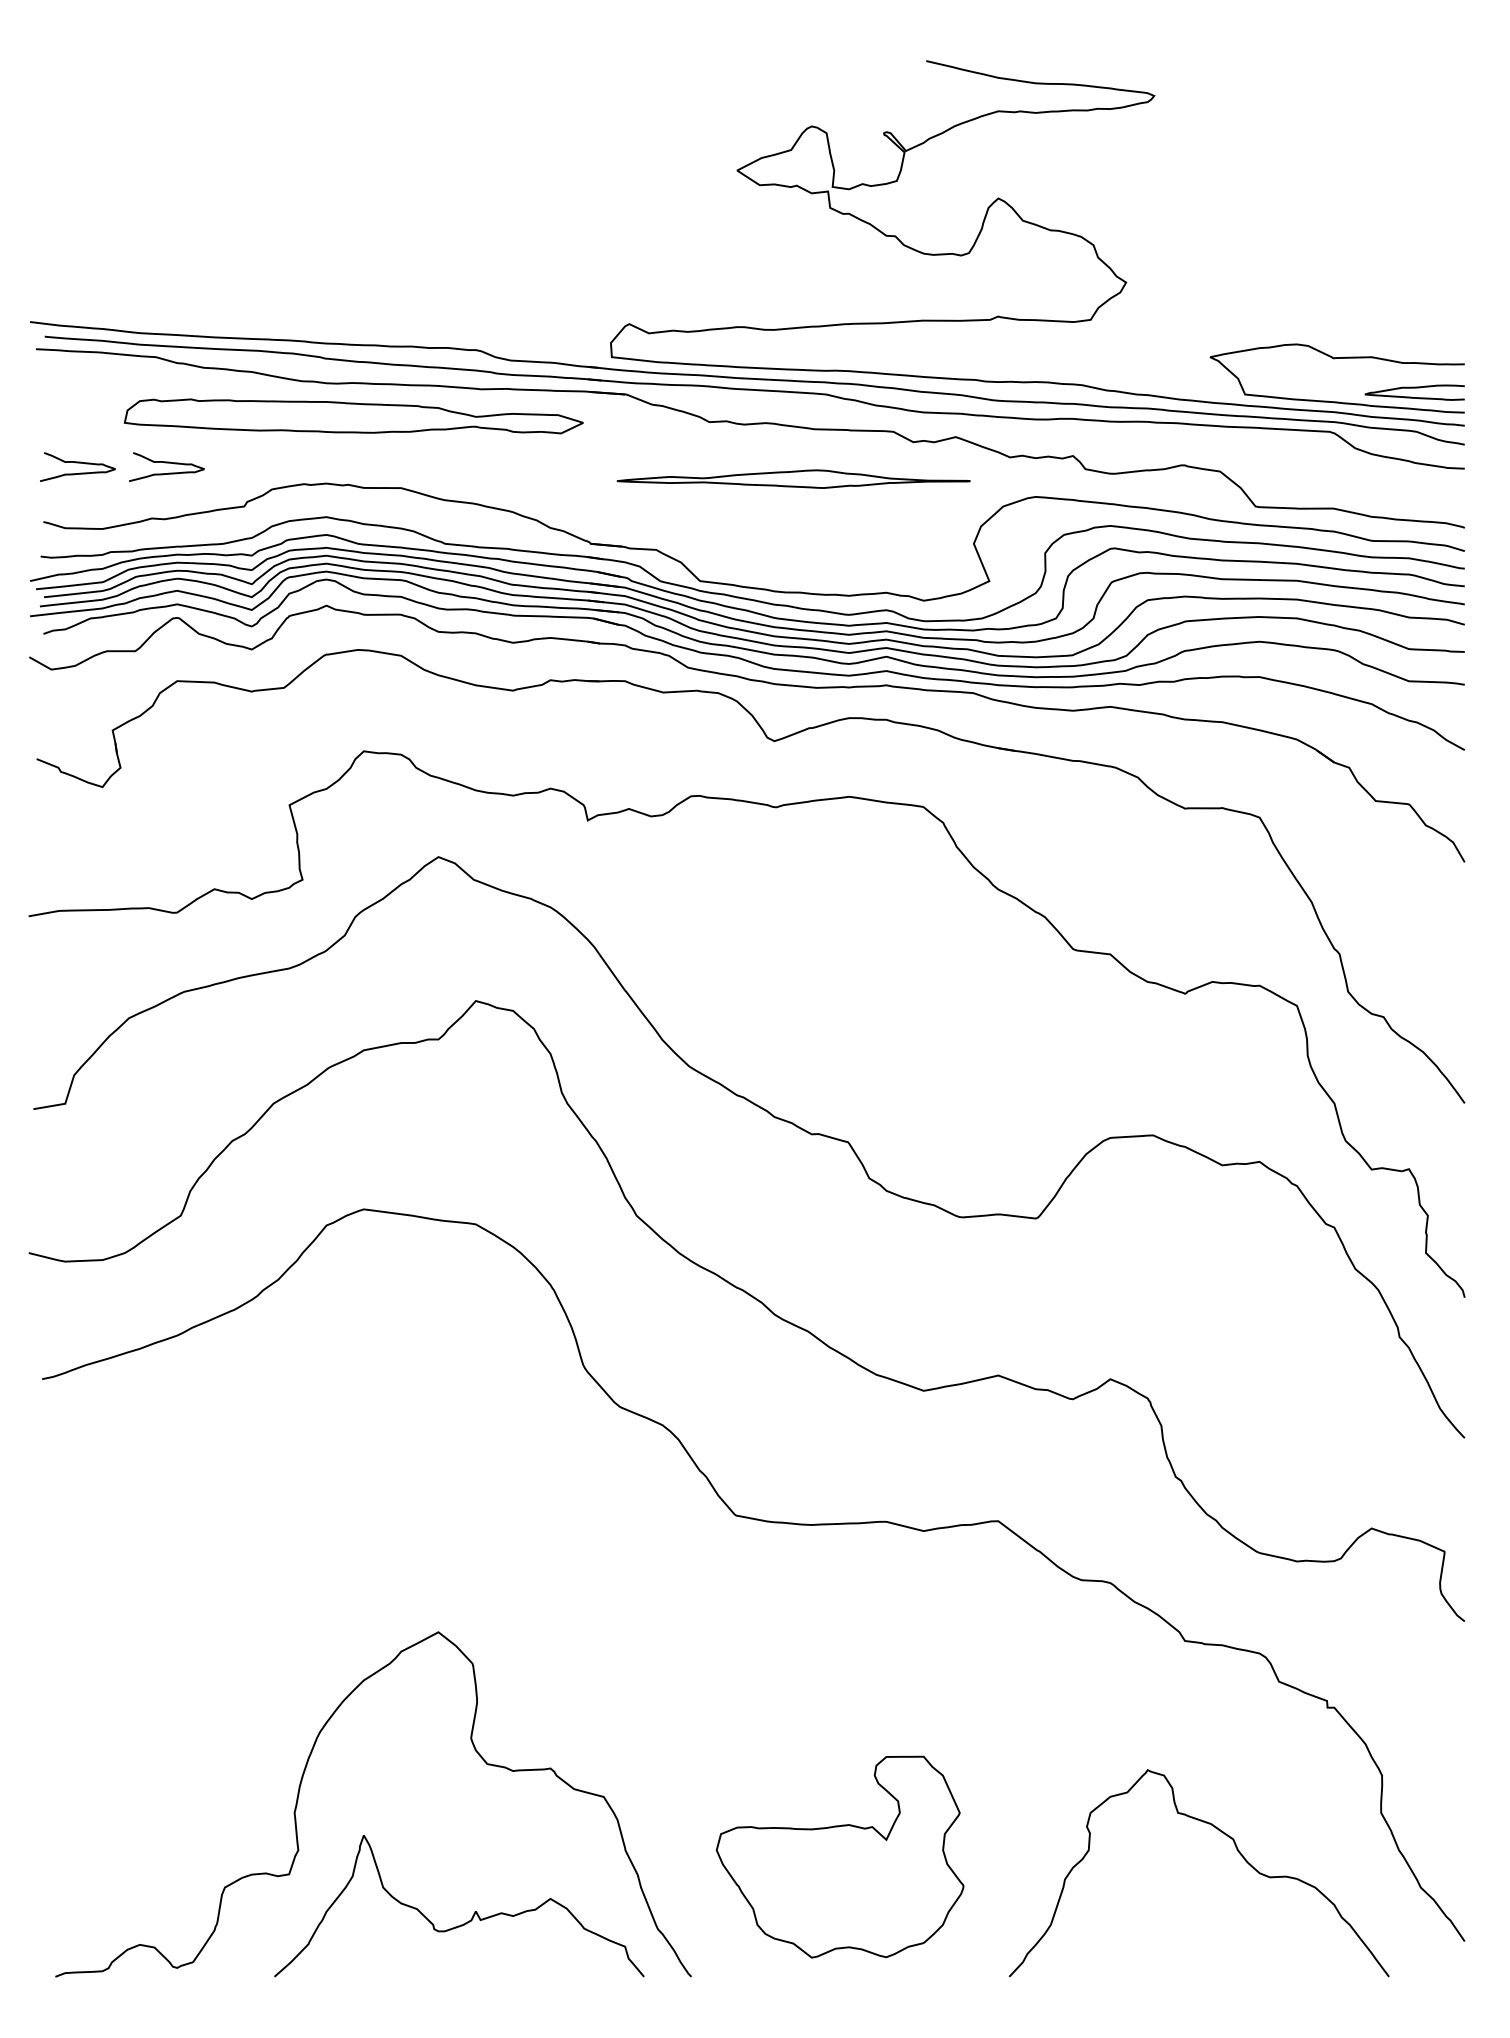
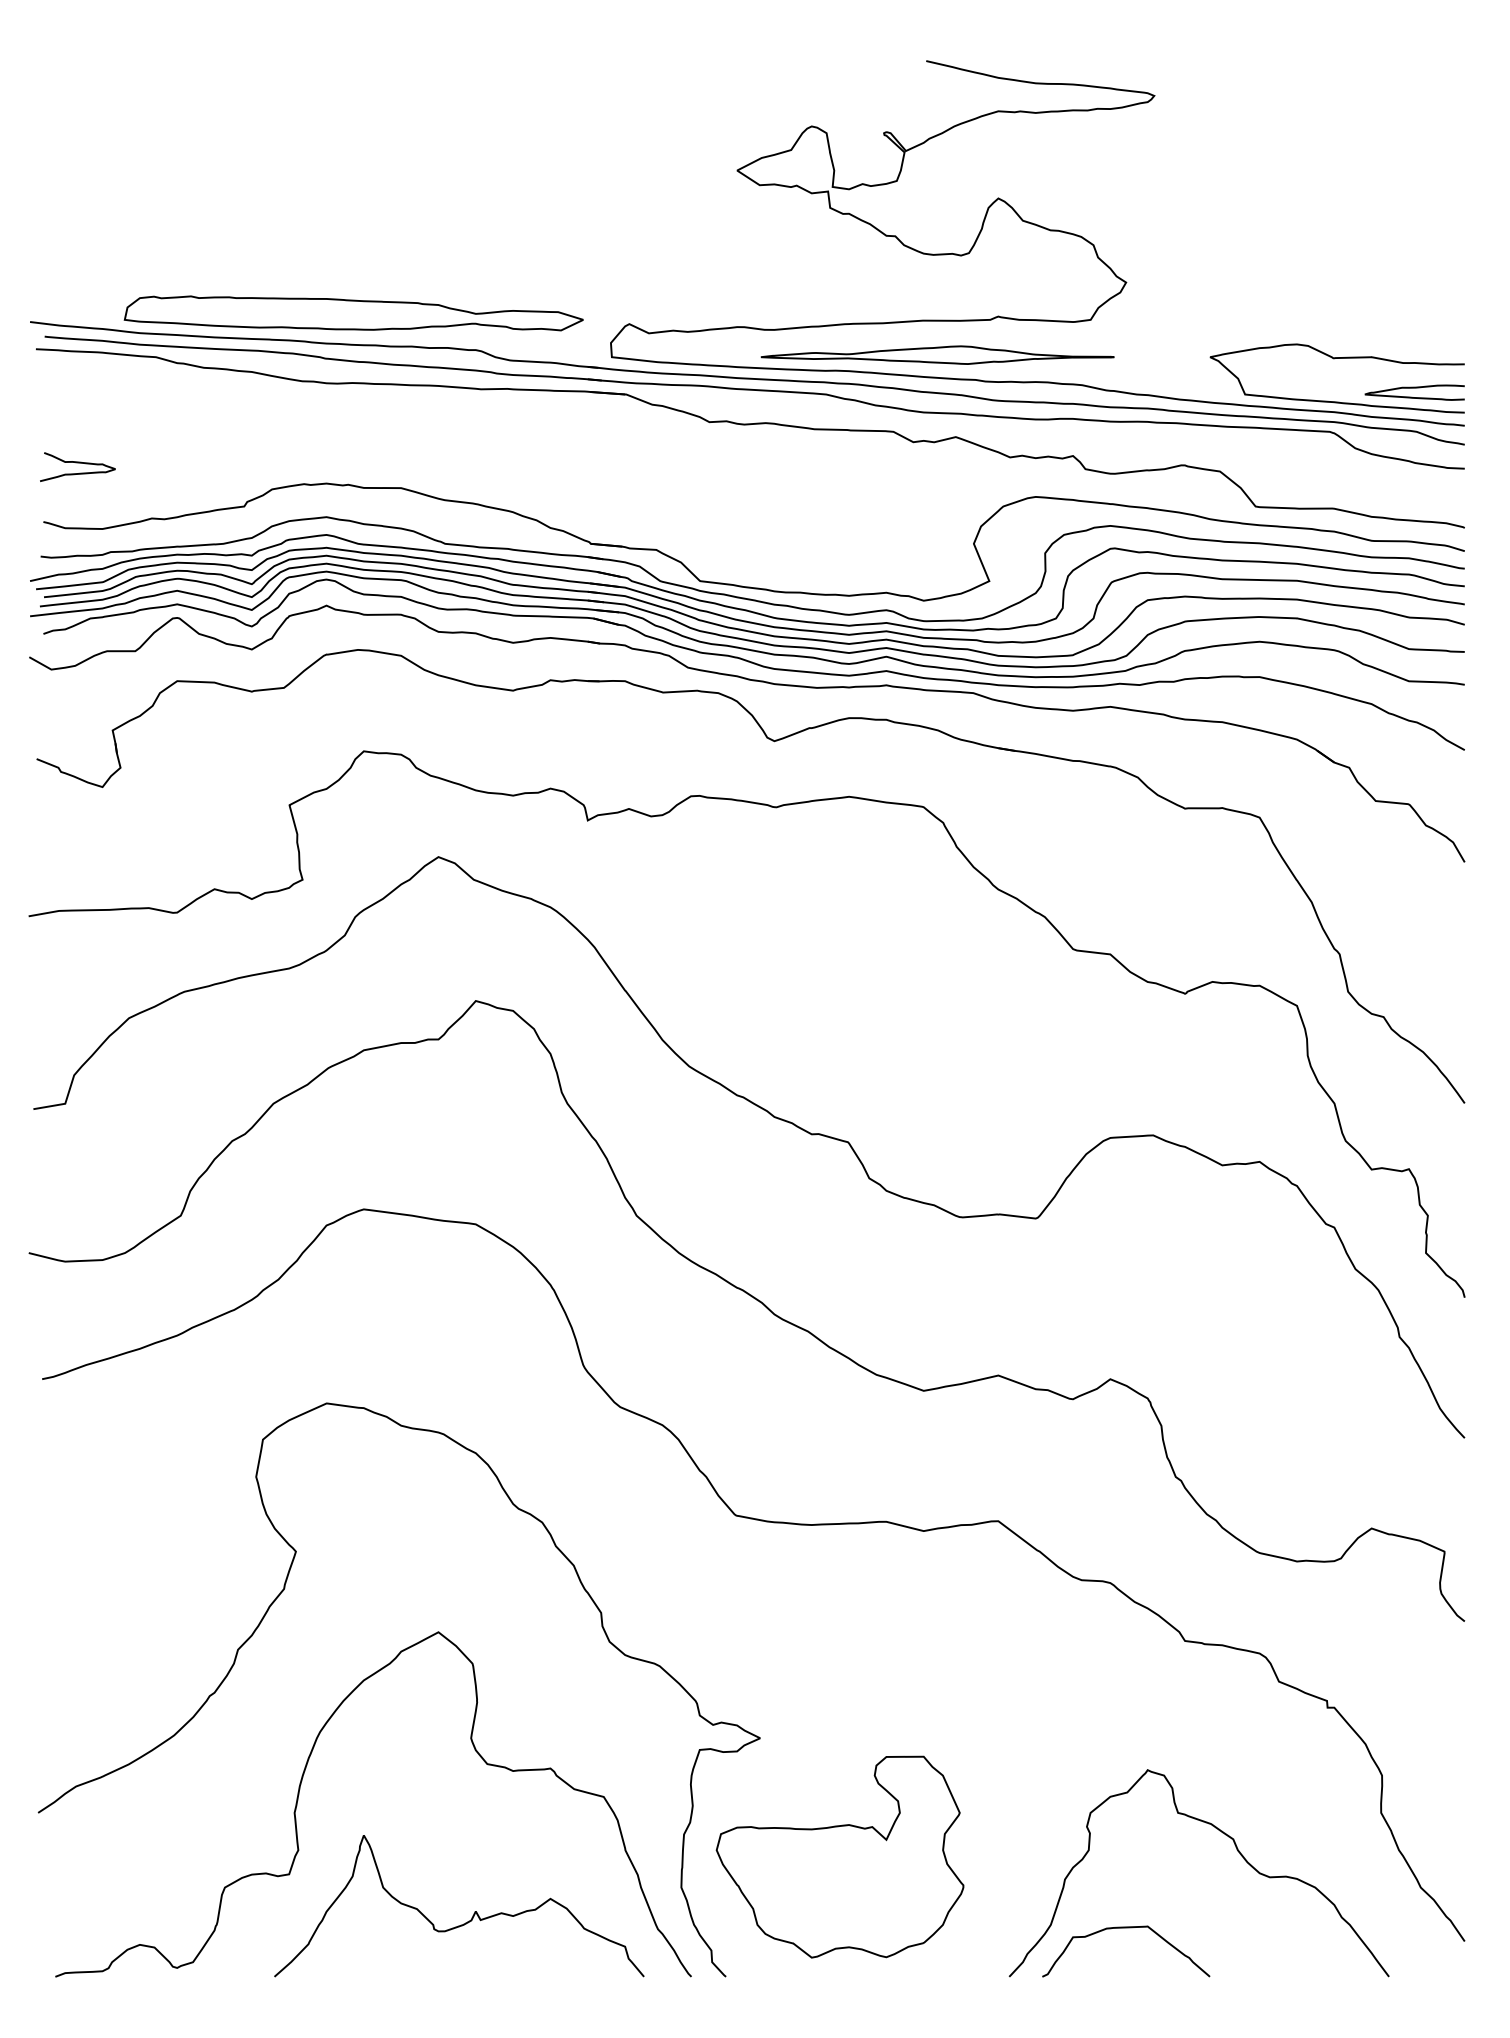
part position: (353, 416) -> (353, 313) (353, 313)
curve: present -> none (166, 463)
part position: (793, 478) -> (937, 354) (937, 354)
curve: none -> present (284, 1590)
curve: none -> present (1126, 1928)
